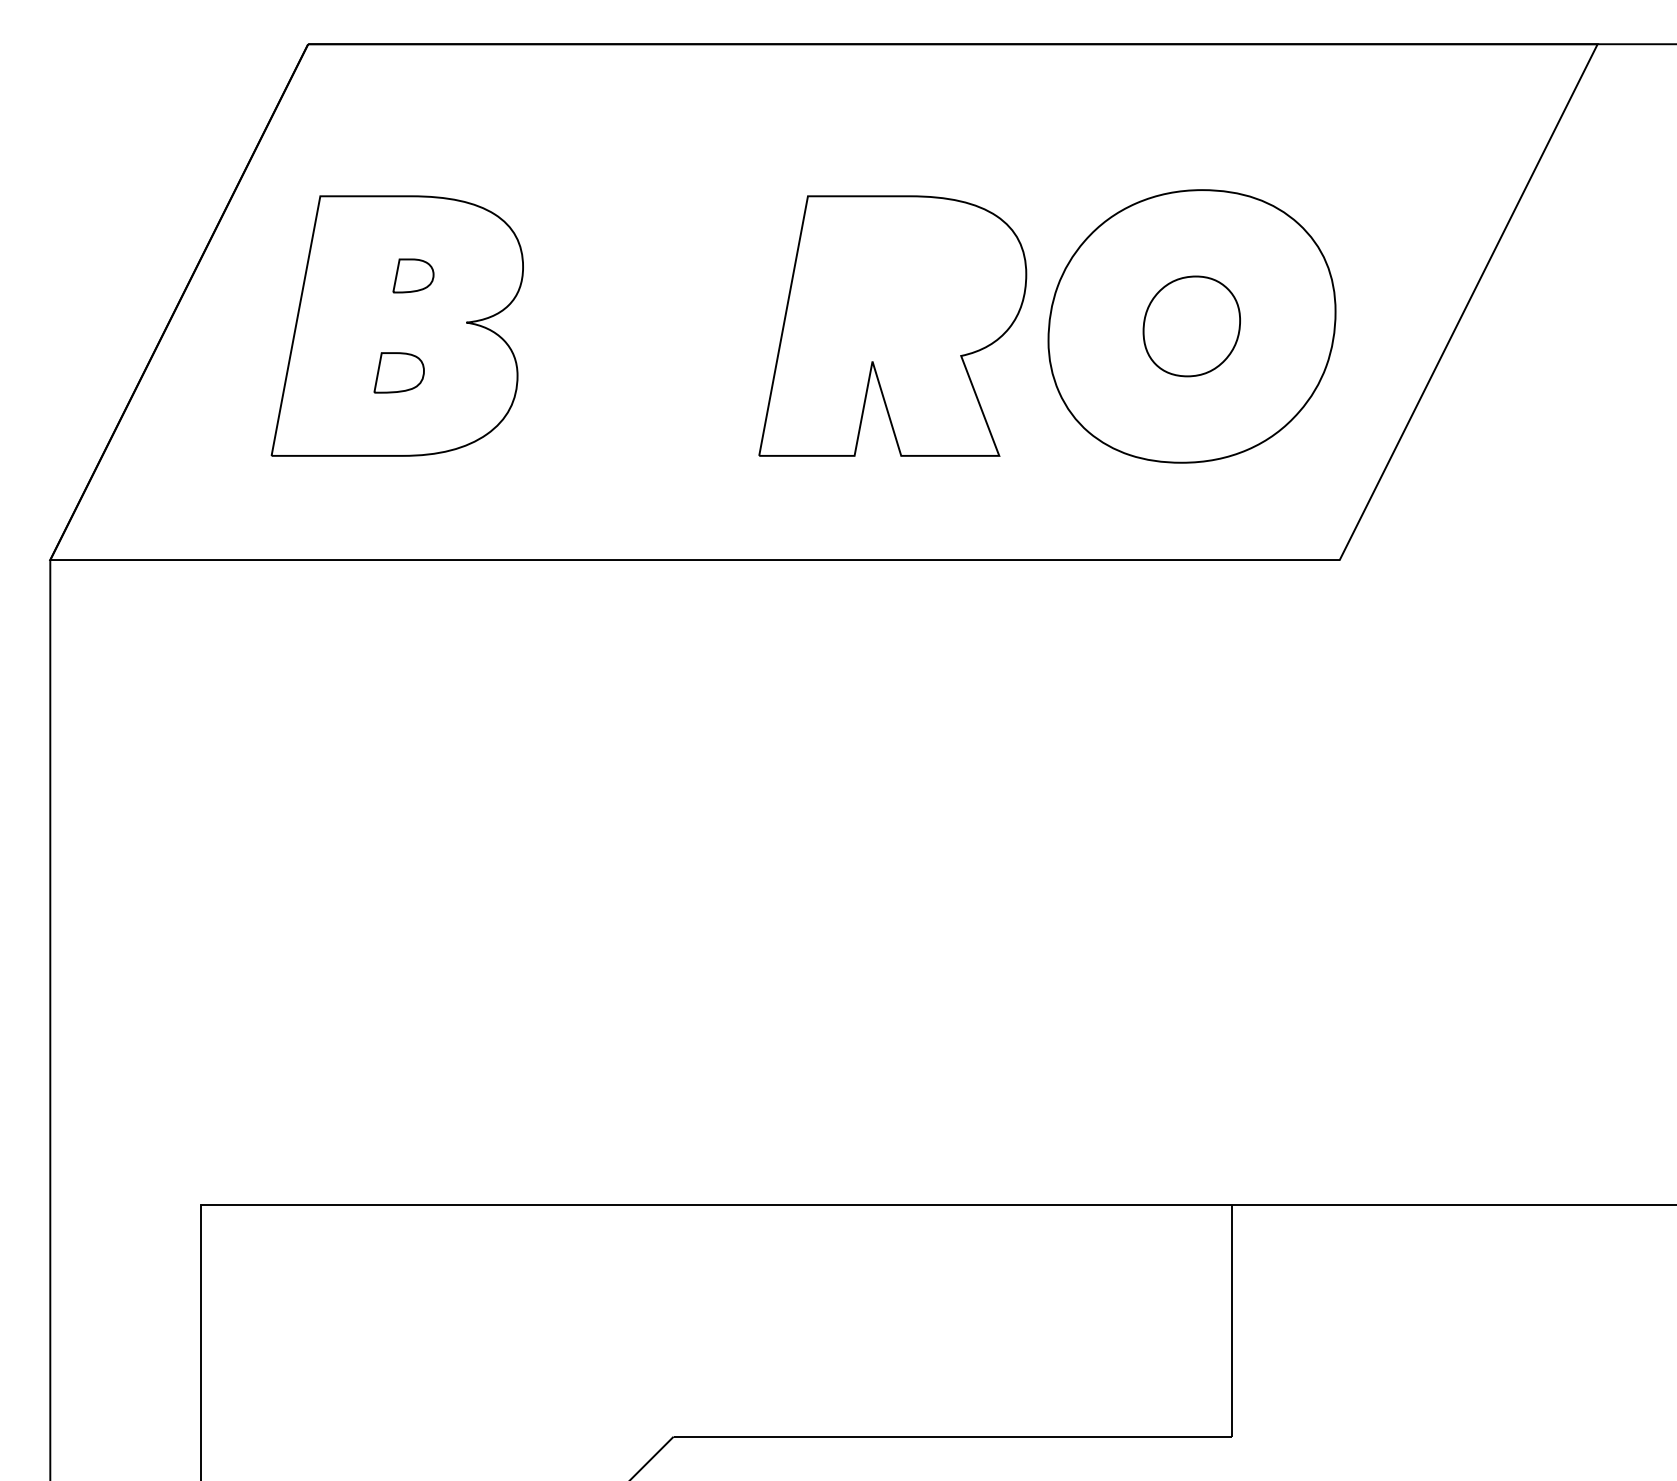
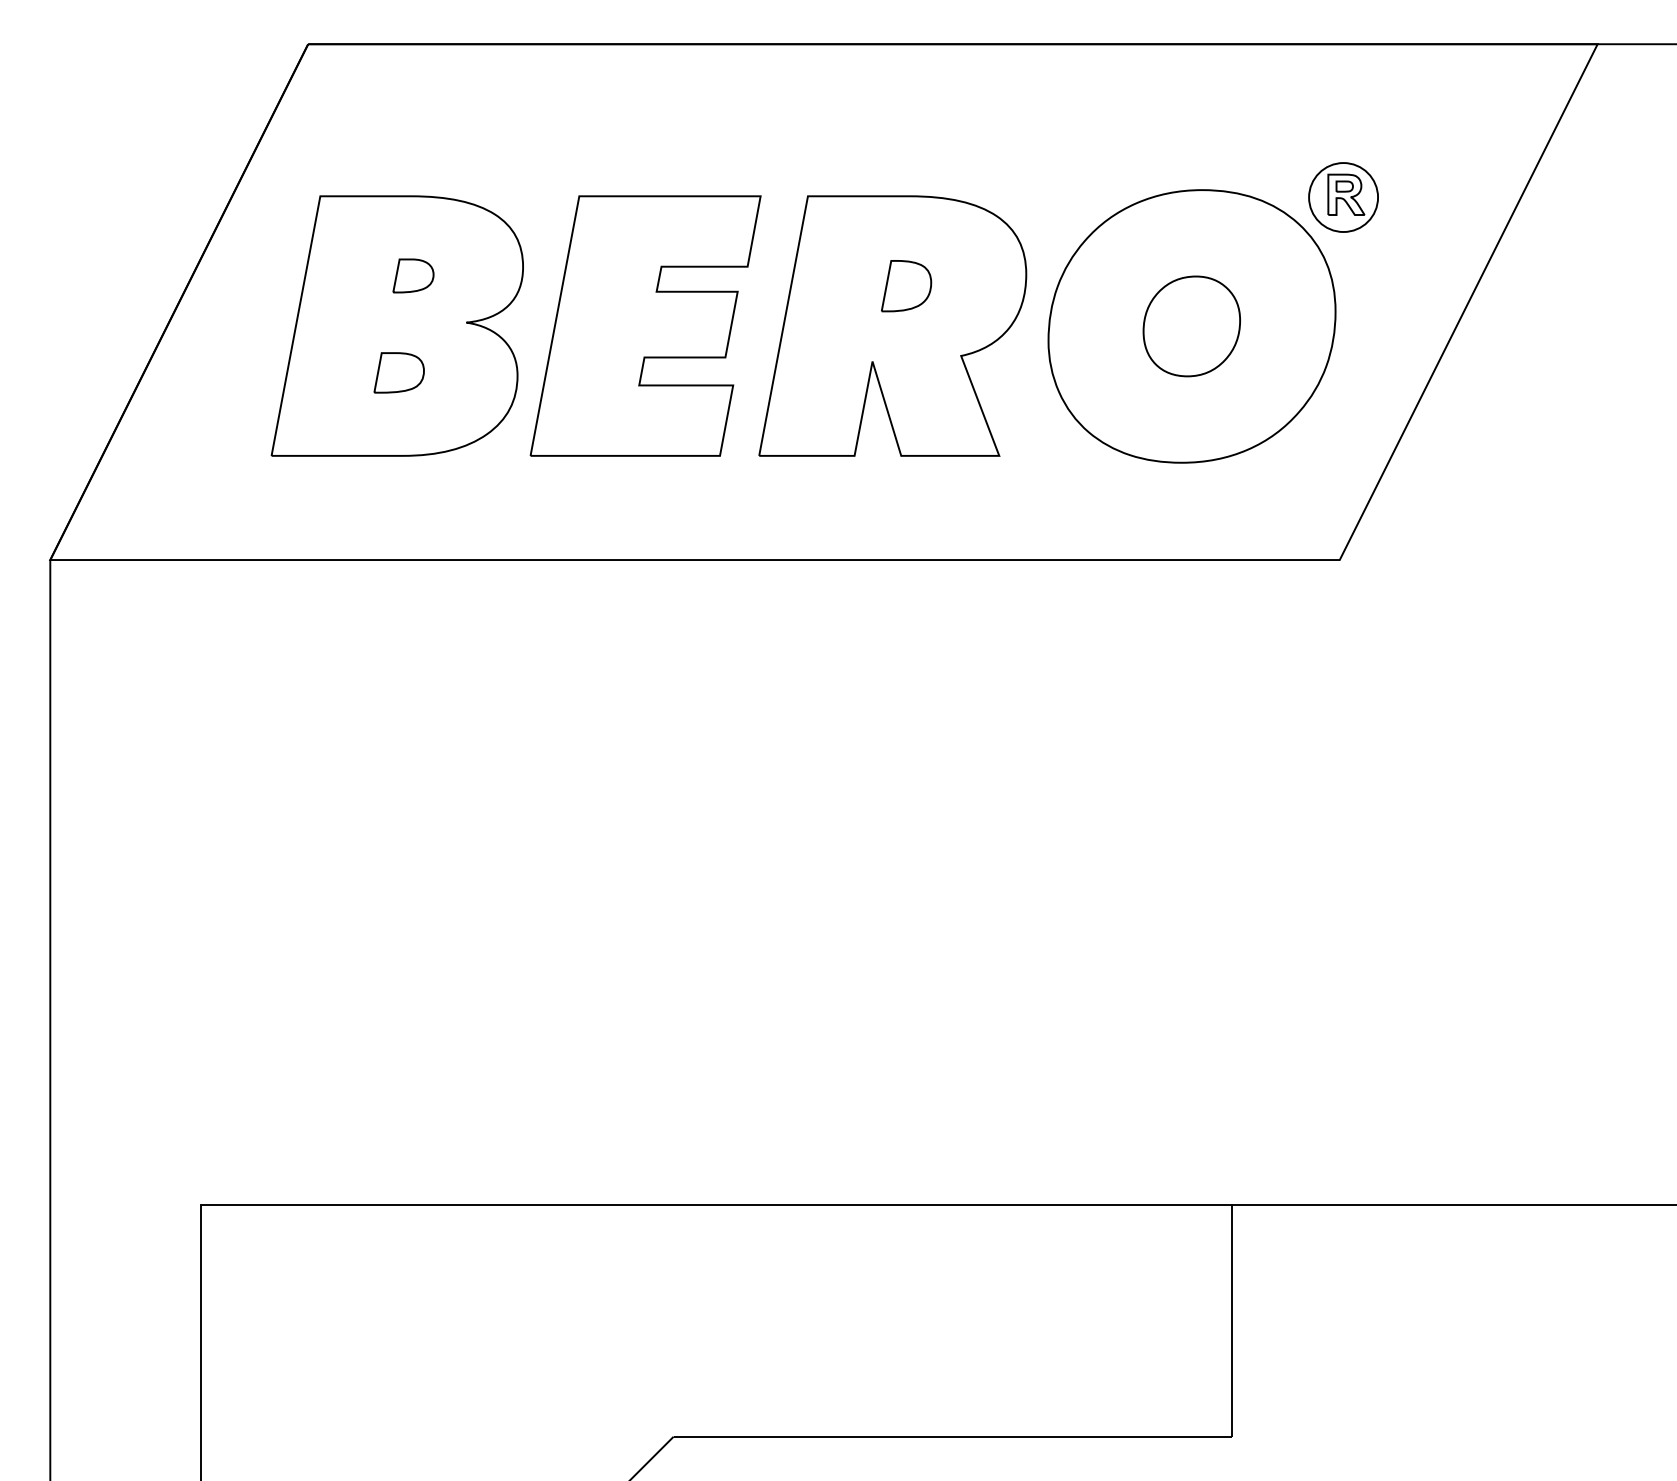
part: none -> present (1343, 197)
part: none -> present (906, 286)
part: none -> present (645, 325)
